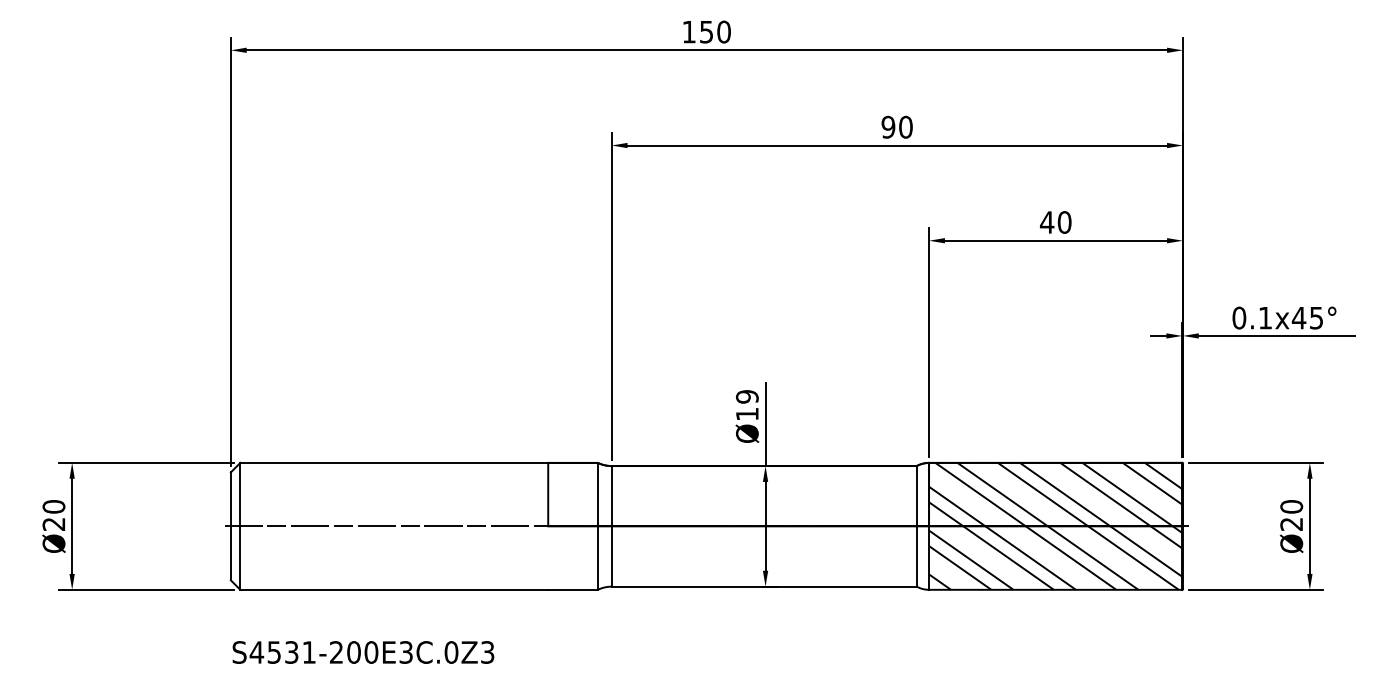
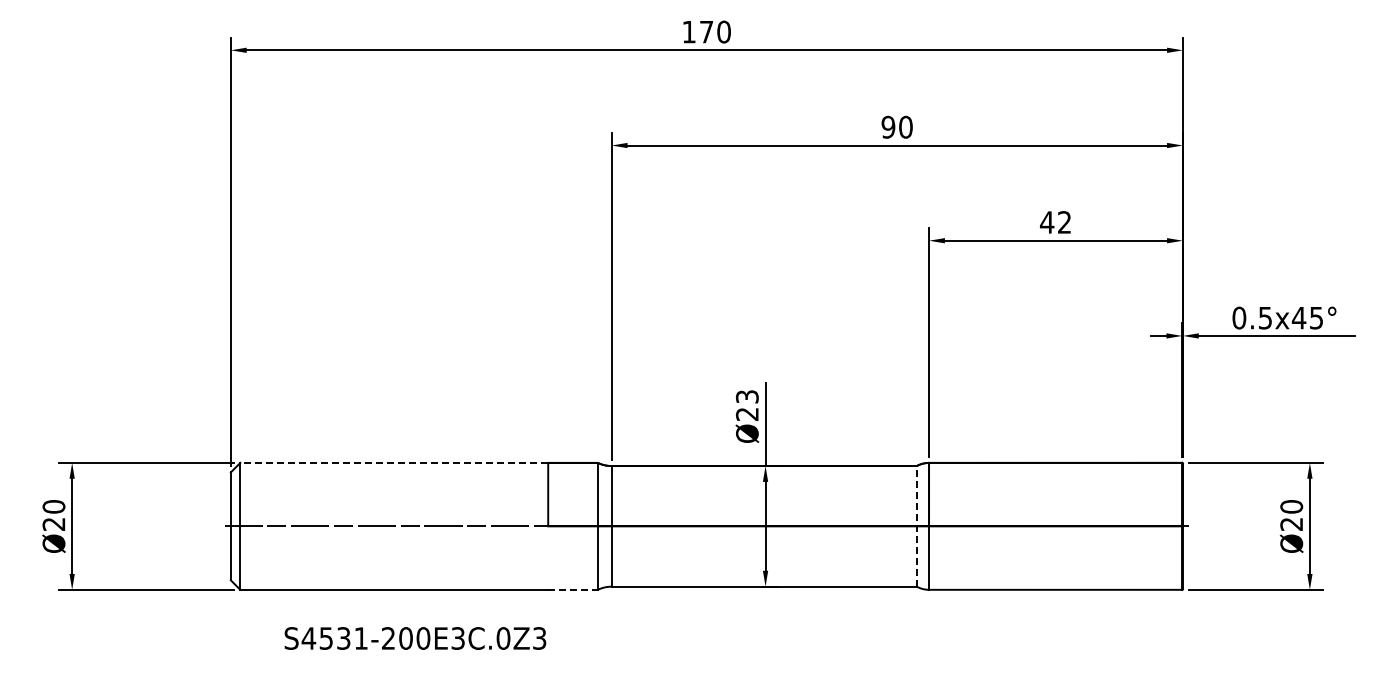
text: 150 -> 170 (706, 32)
text: 40 -> 42 (1064, 222)
text: 0.1x45° -> 0.5x45° (1265, 318)
text: Ø19 -> Ø23 (746, 405)
line: solid -> dashed (394, 462)
line: solid -> dashed (916, 525)
hatch: present -> none (1055, 525)
line: solid -> dashed (573, 589)
text position: (363, 652) -> (415, 638) (415, 638)
